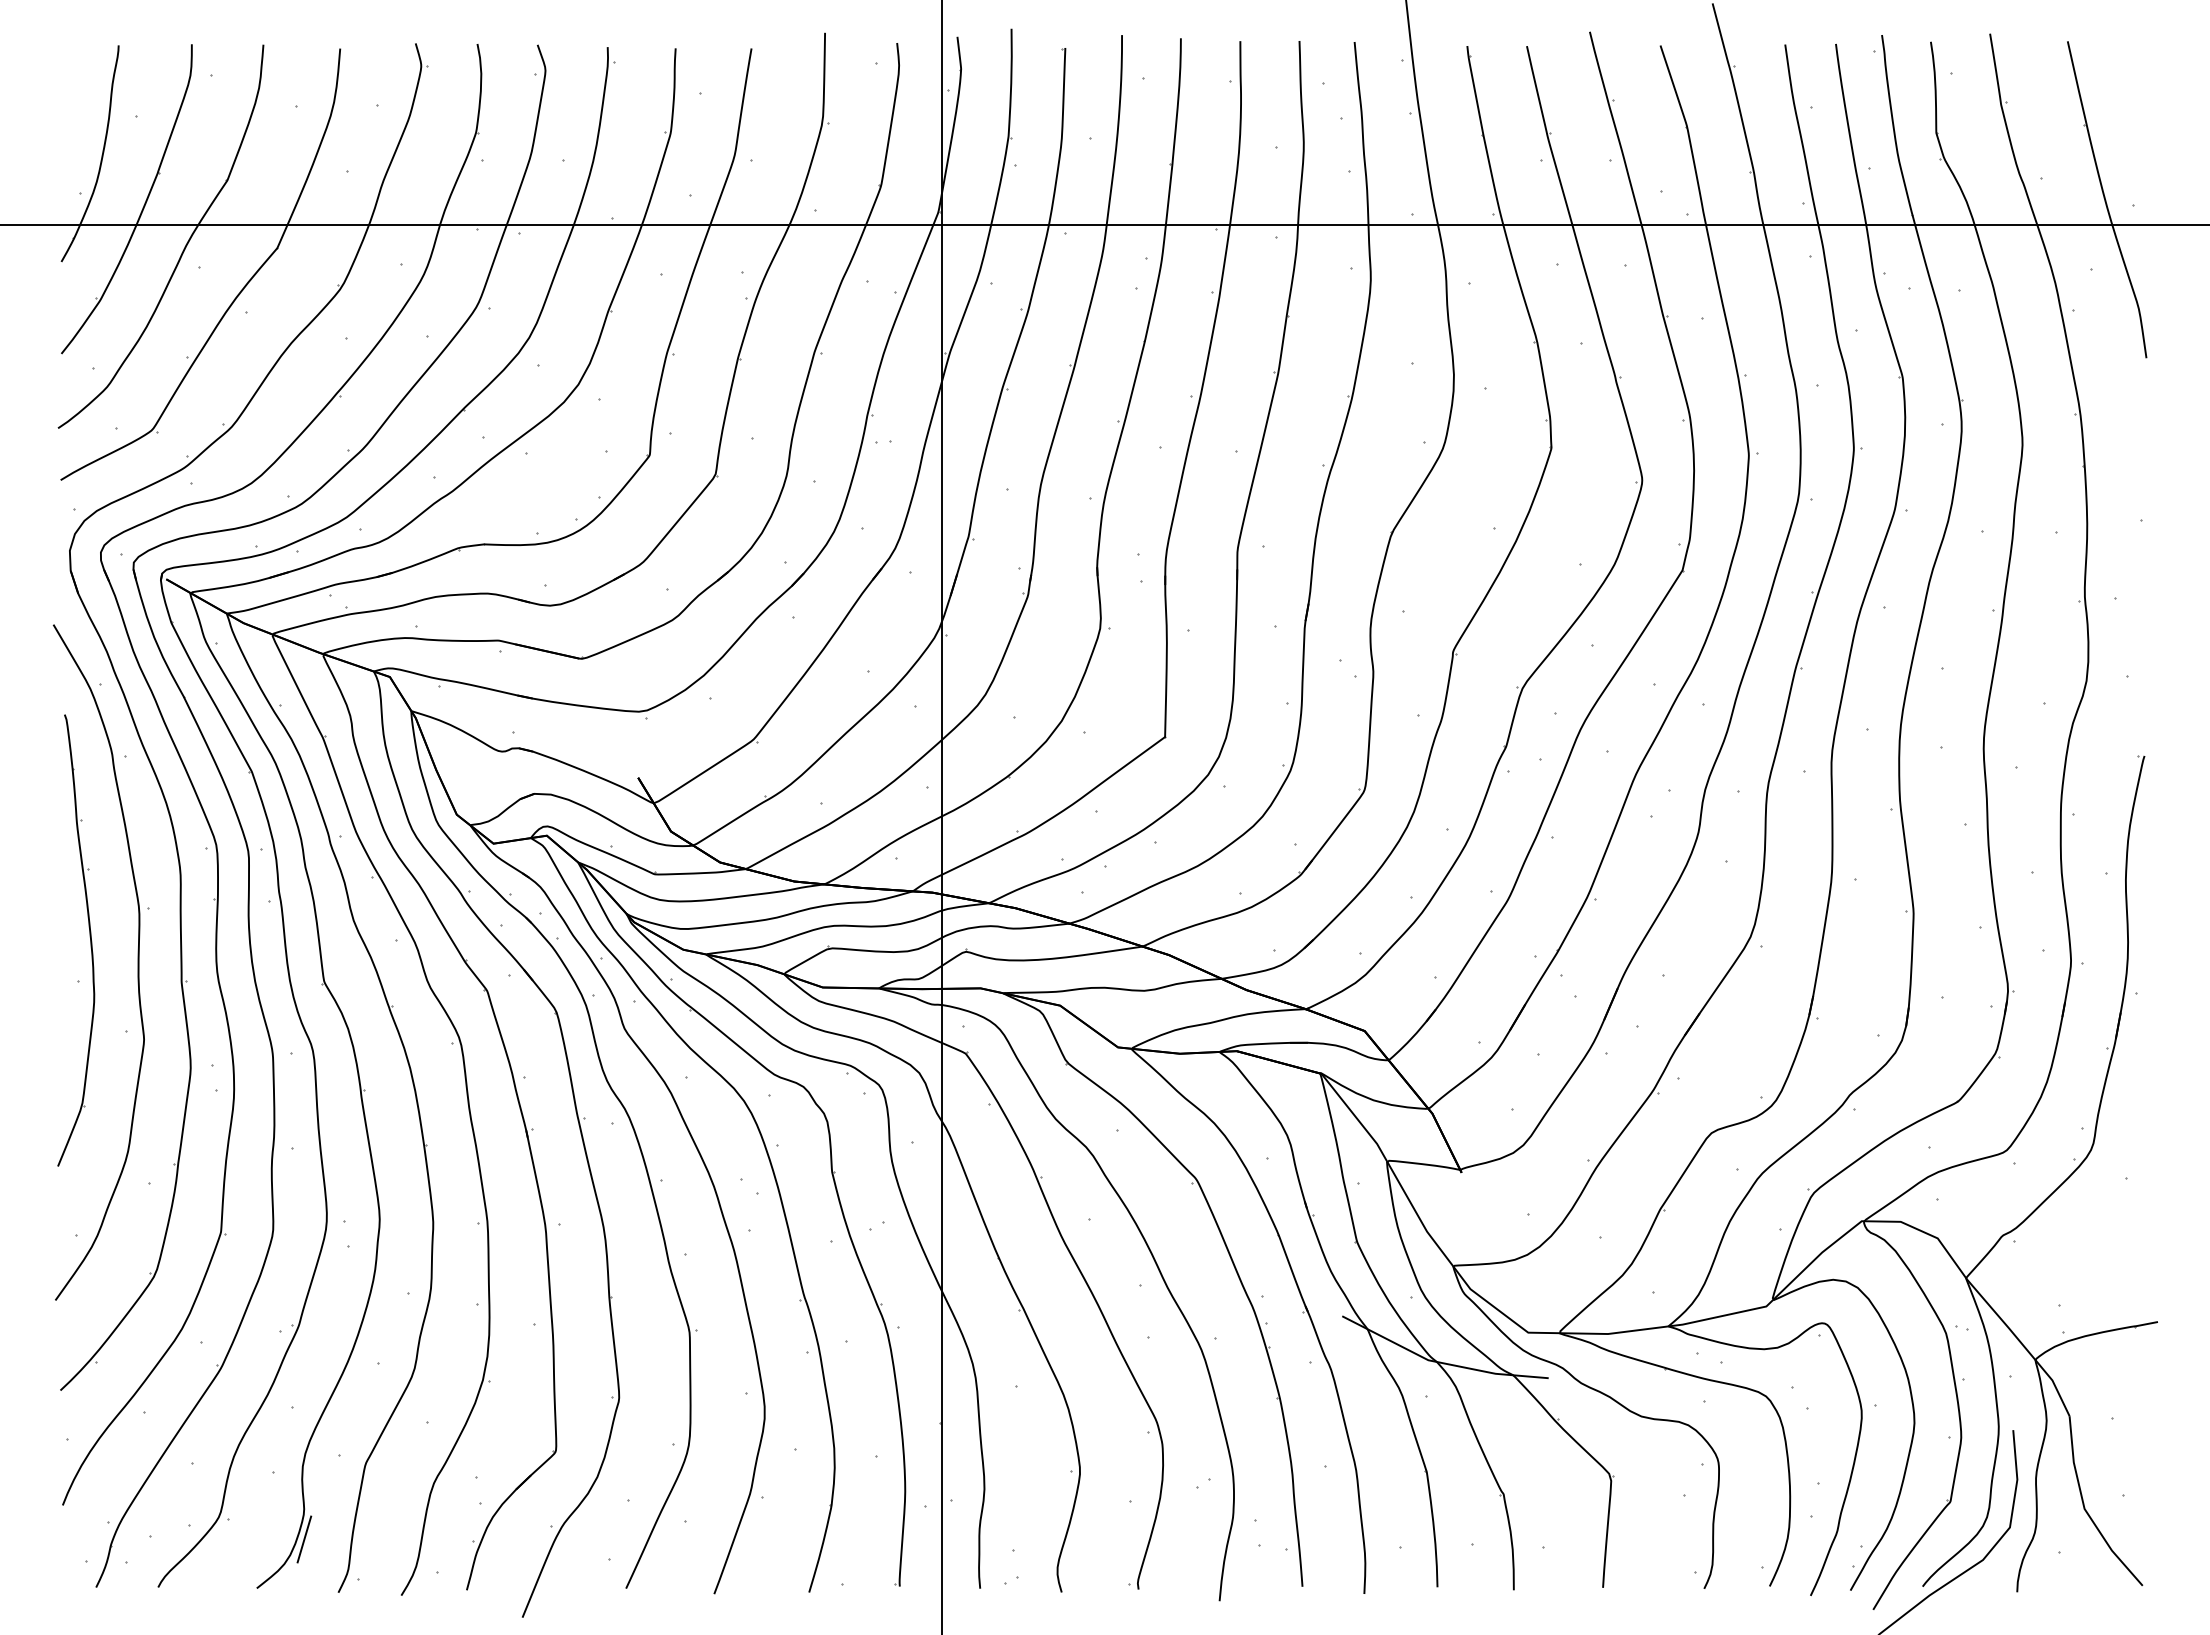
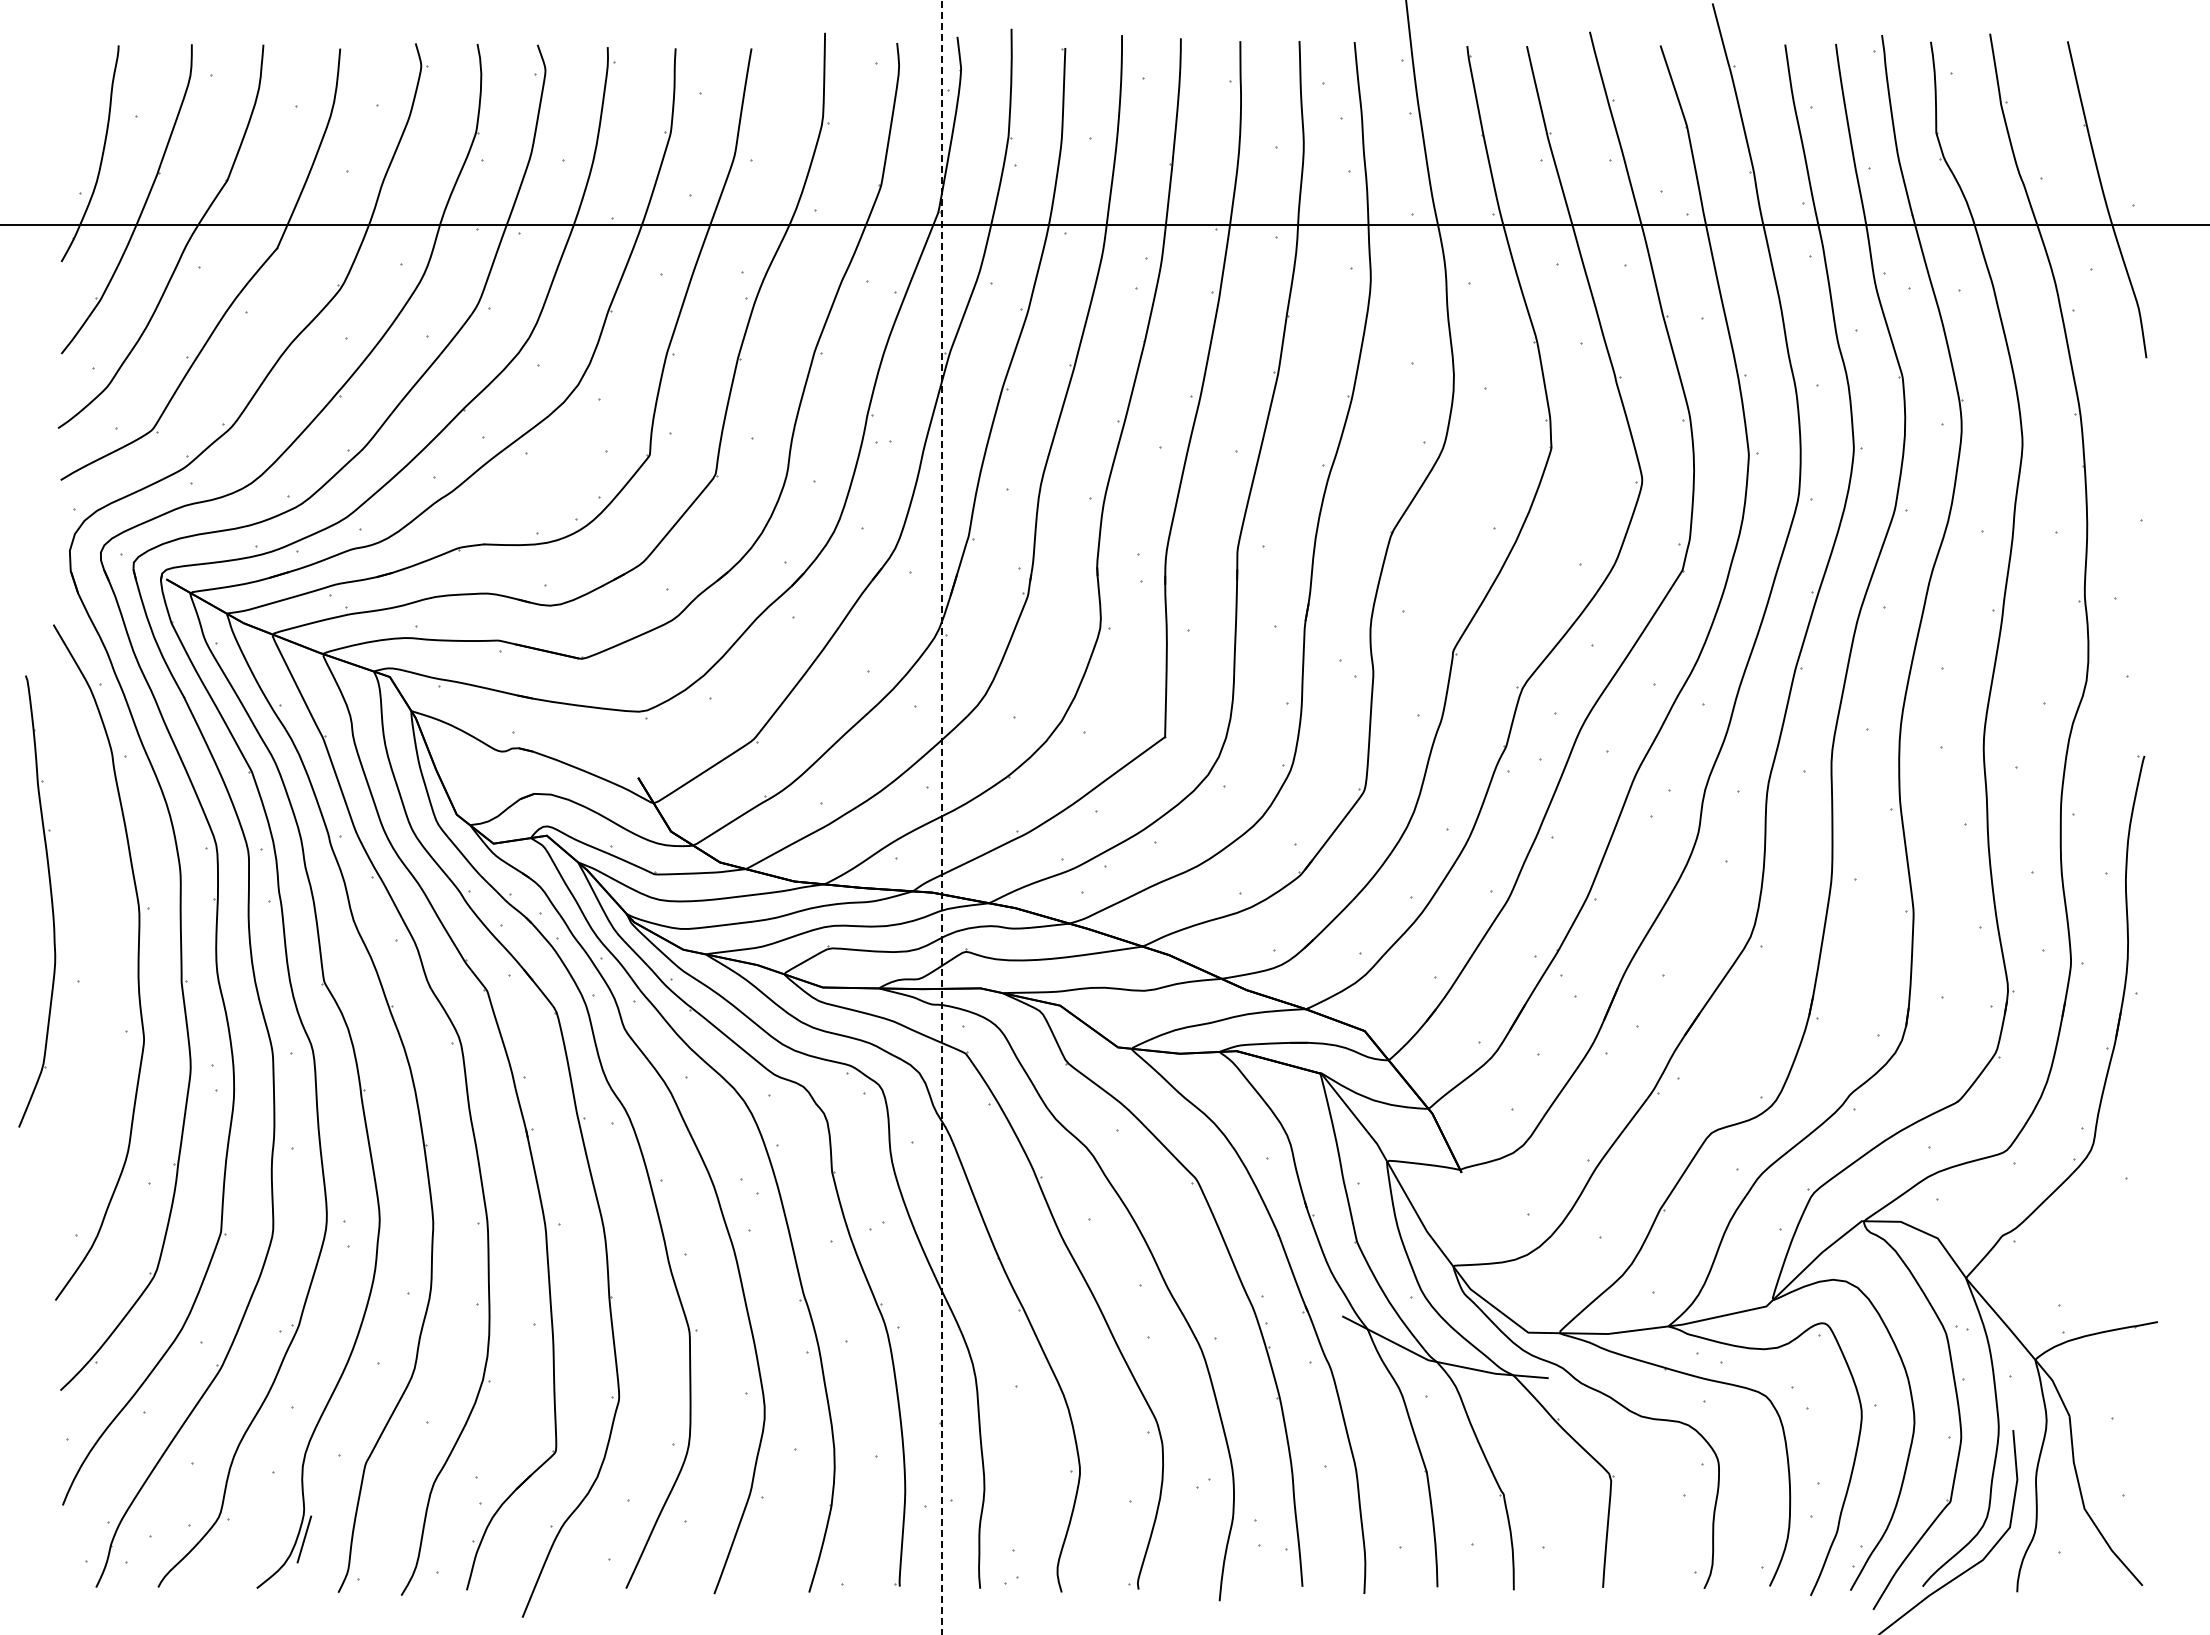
line: solid -> dashed (942, 816)
part position: (89, 936) -> (50, 897) (50, 897)
